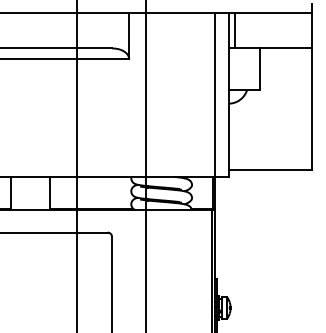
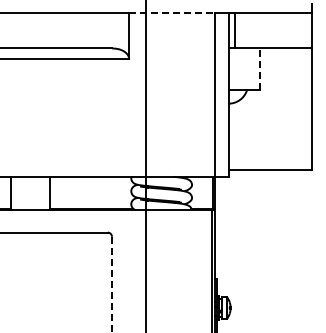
line: solid -> dashed (172, 12)
line: solid -> dashed (260, 69)
line: present -> none (76, 165)
line: solid -> dashed (111, 285)
